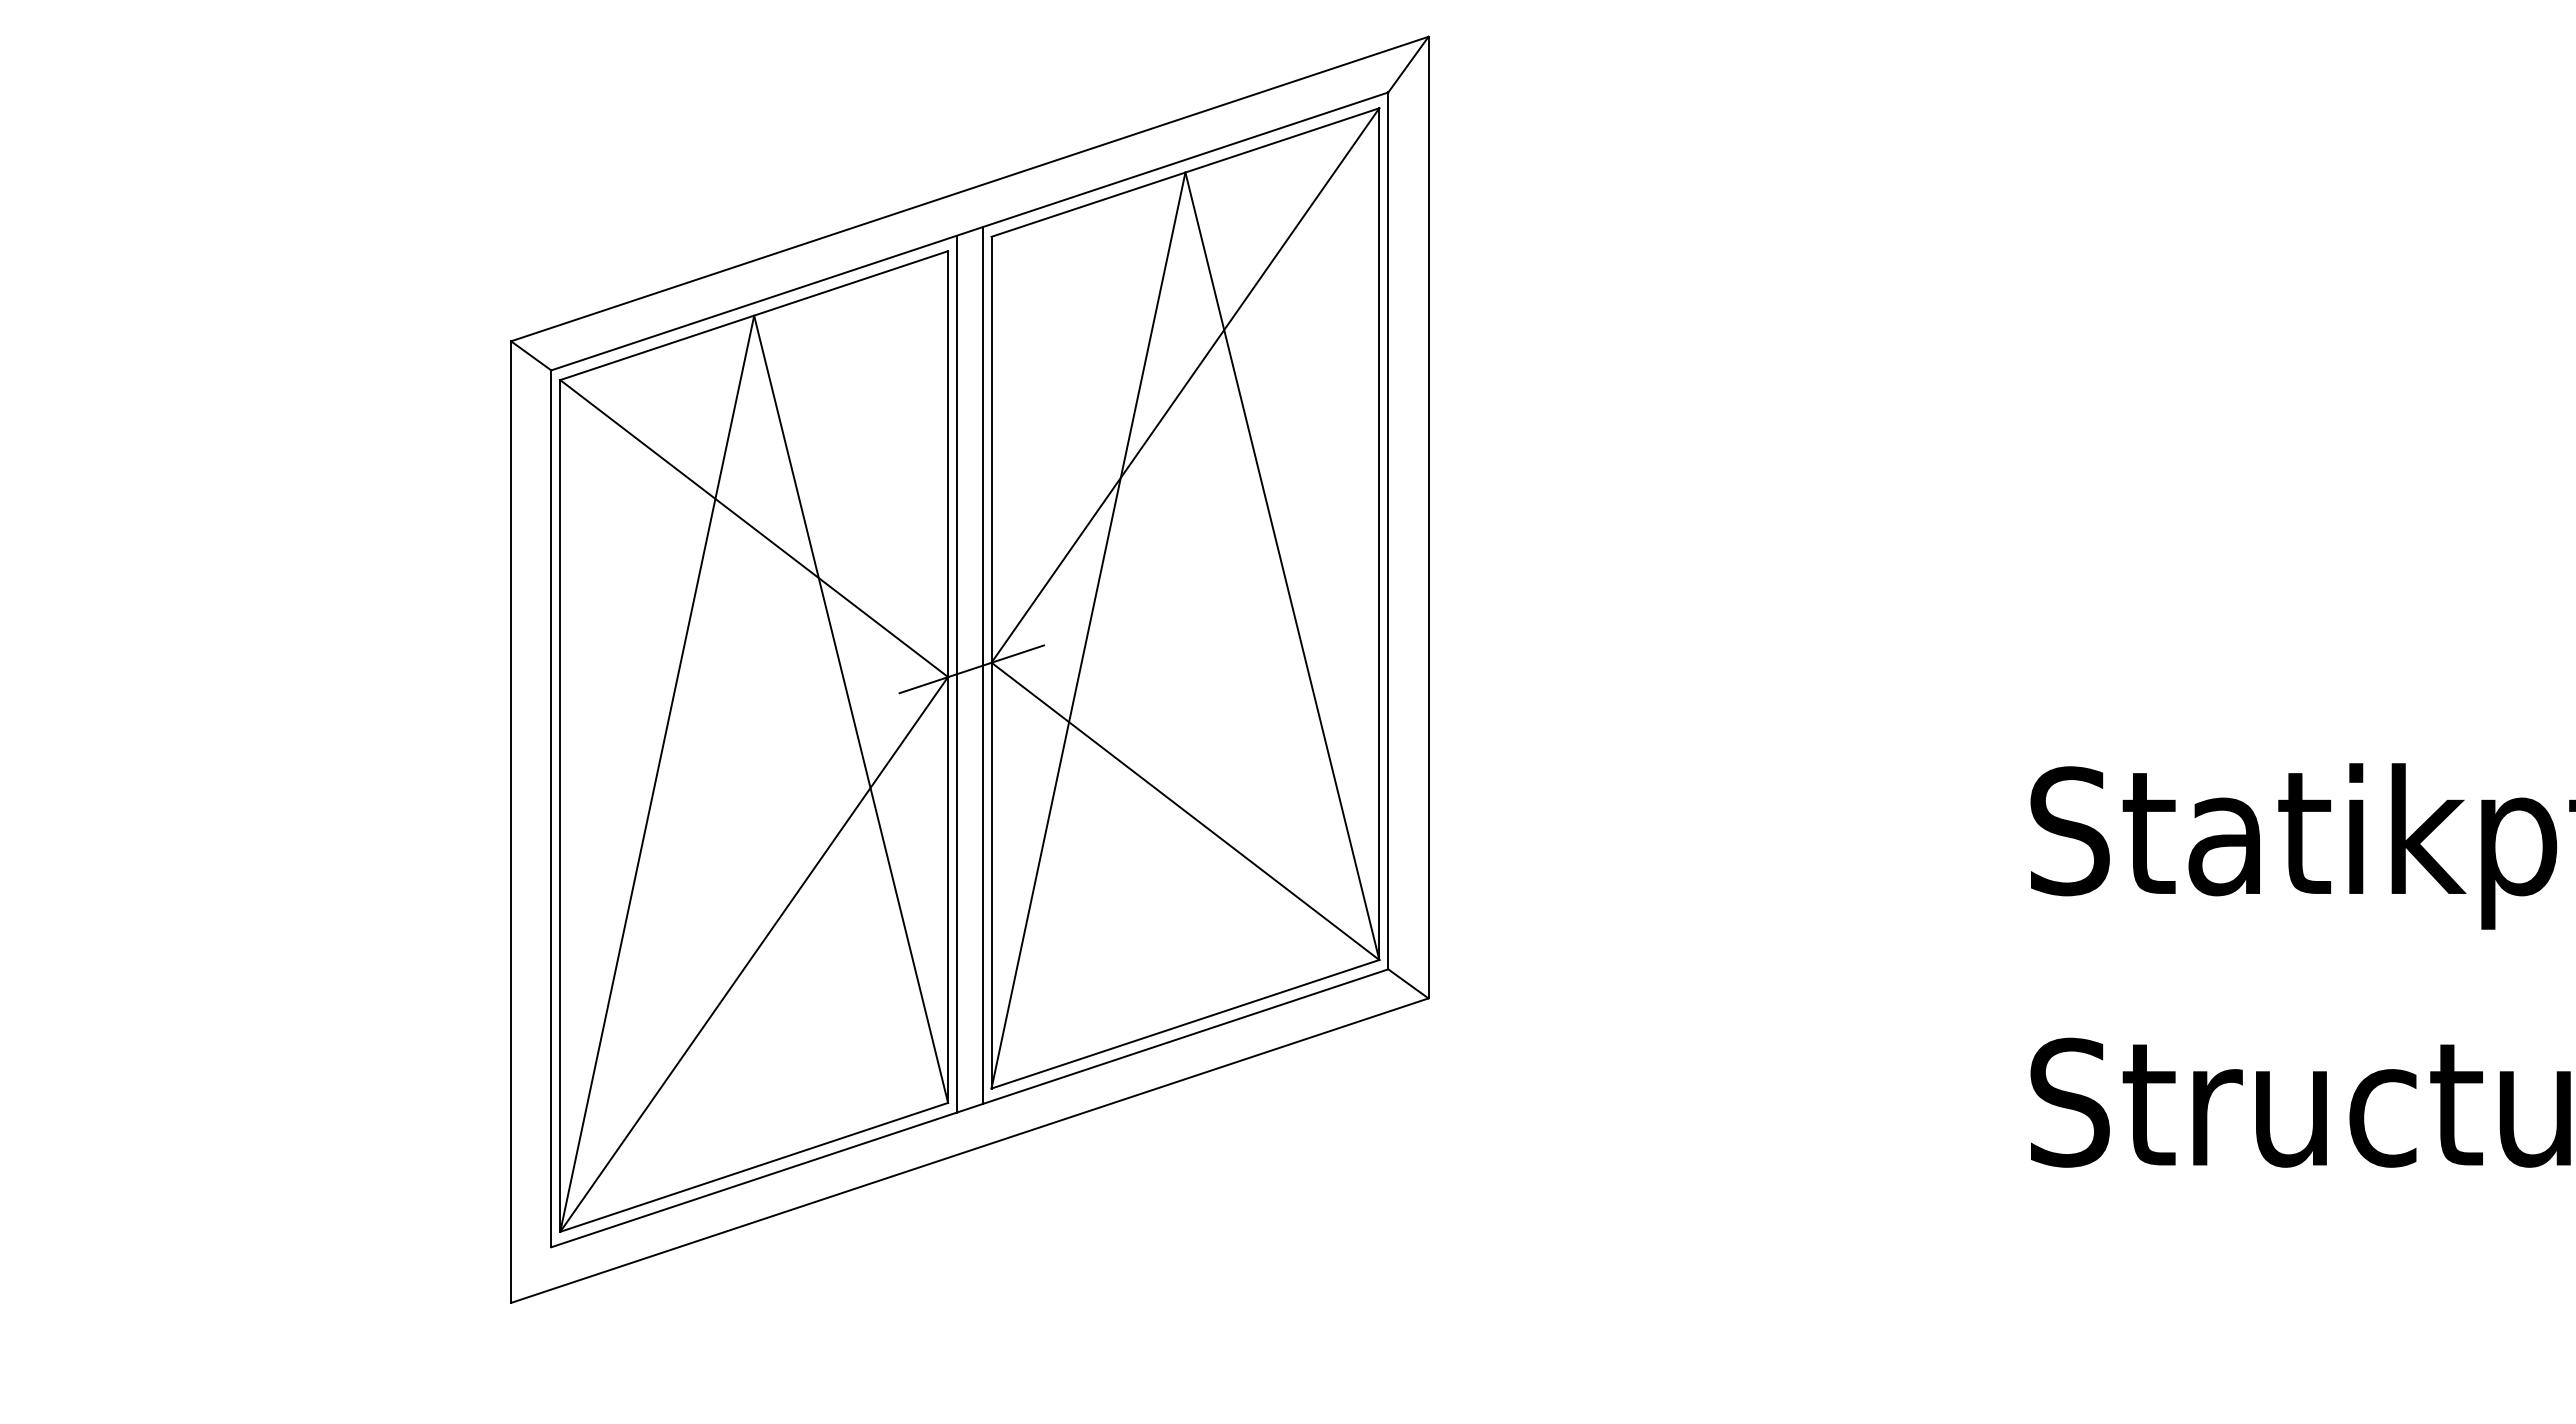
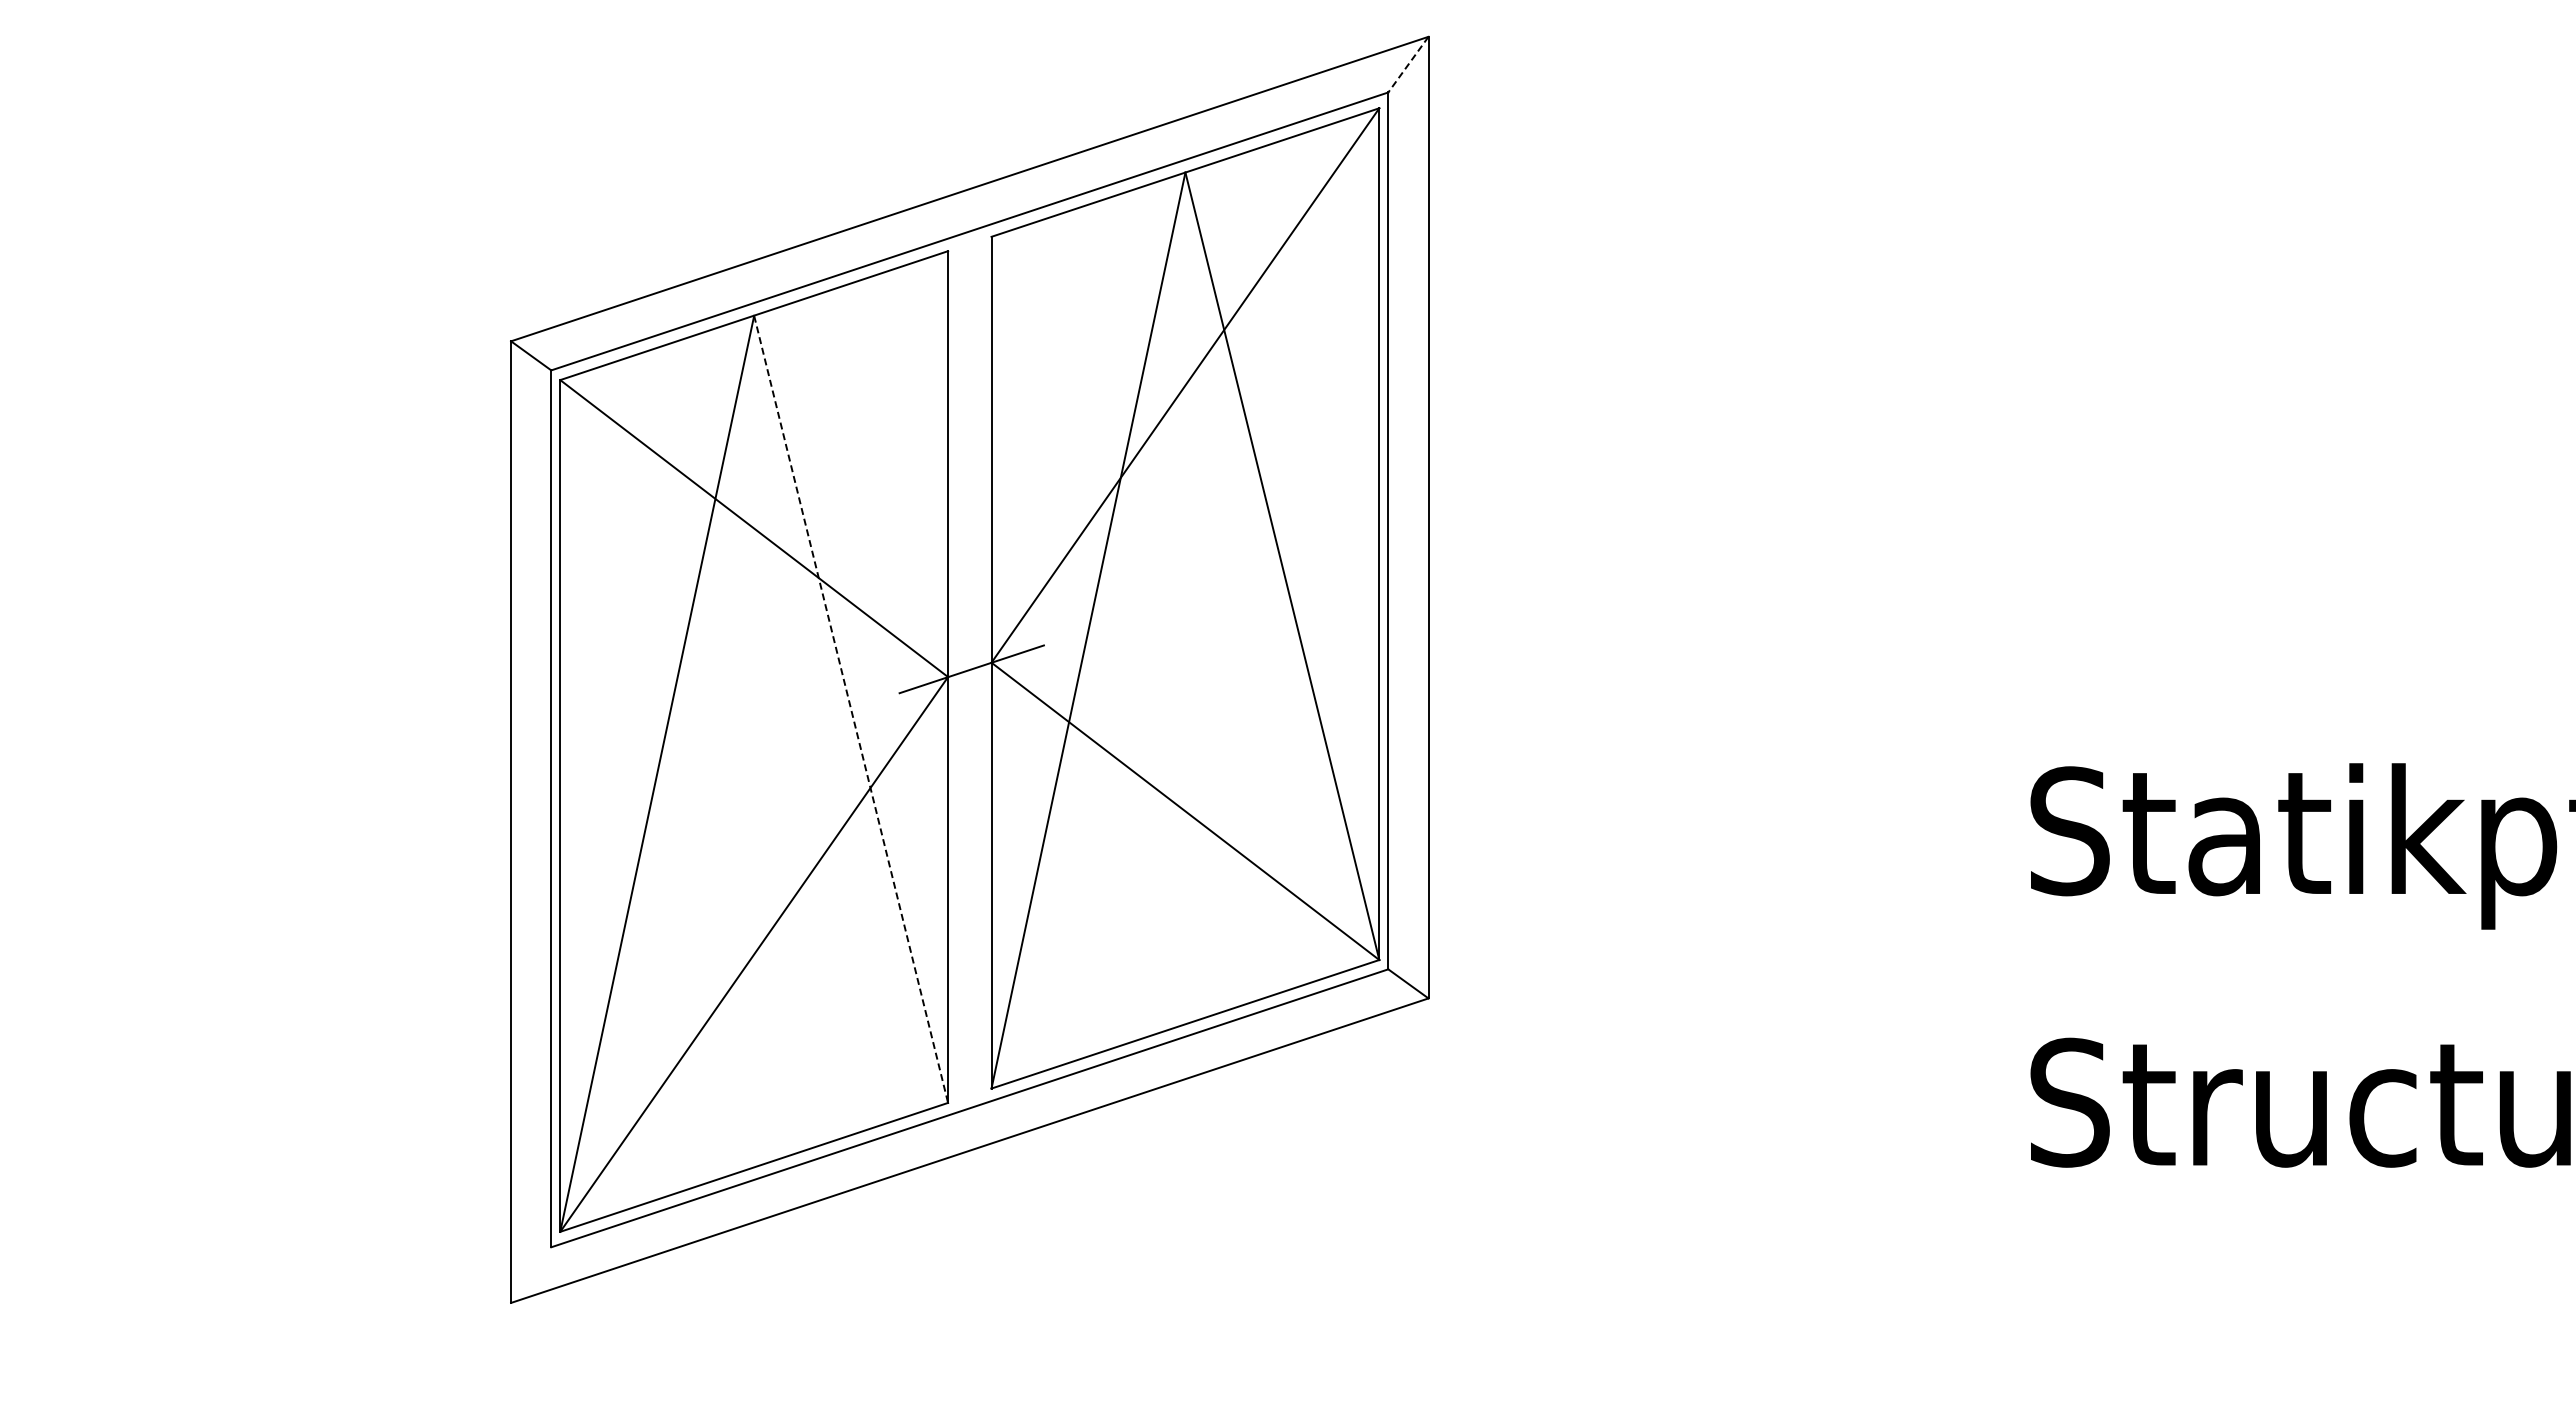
line: solid -> dashed (1408, 65)
line: present -> none (982, 665)
line: present -> none (957, 673)
line: solid -> dashed (851, 709)
